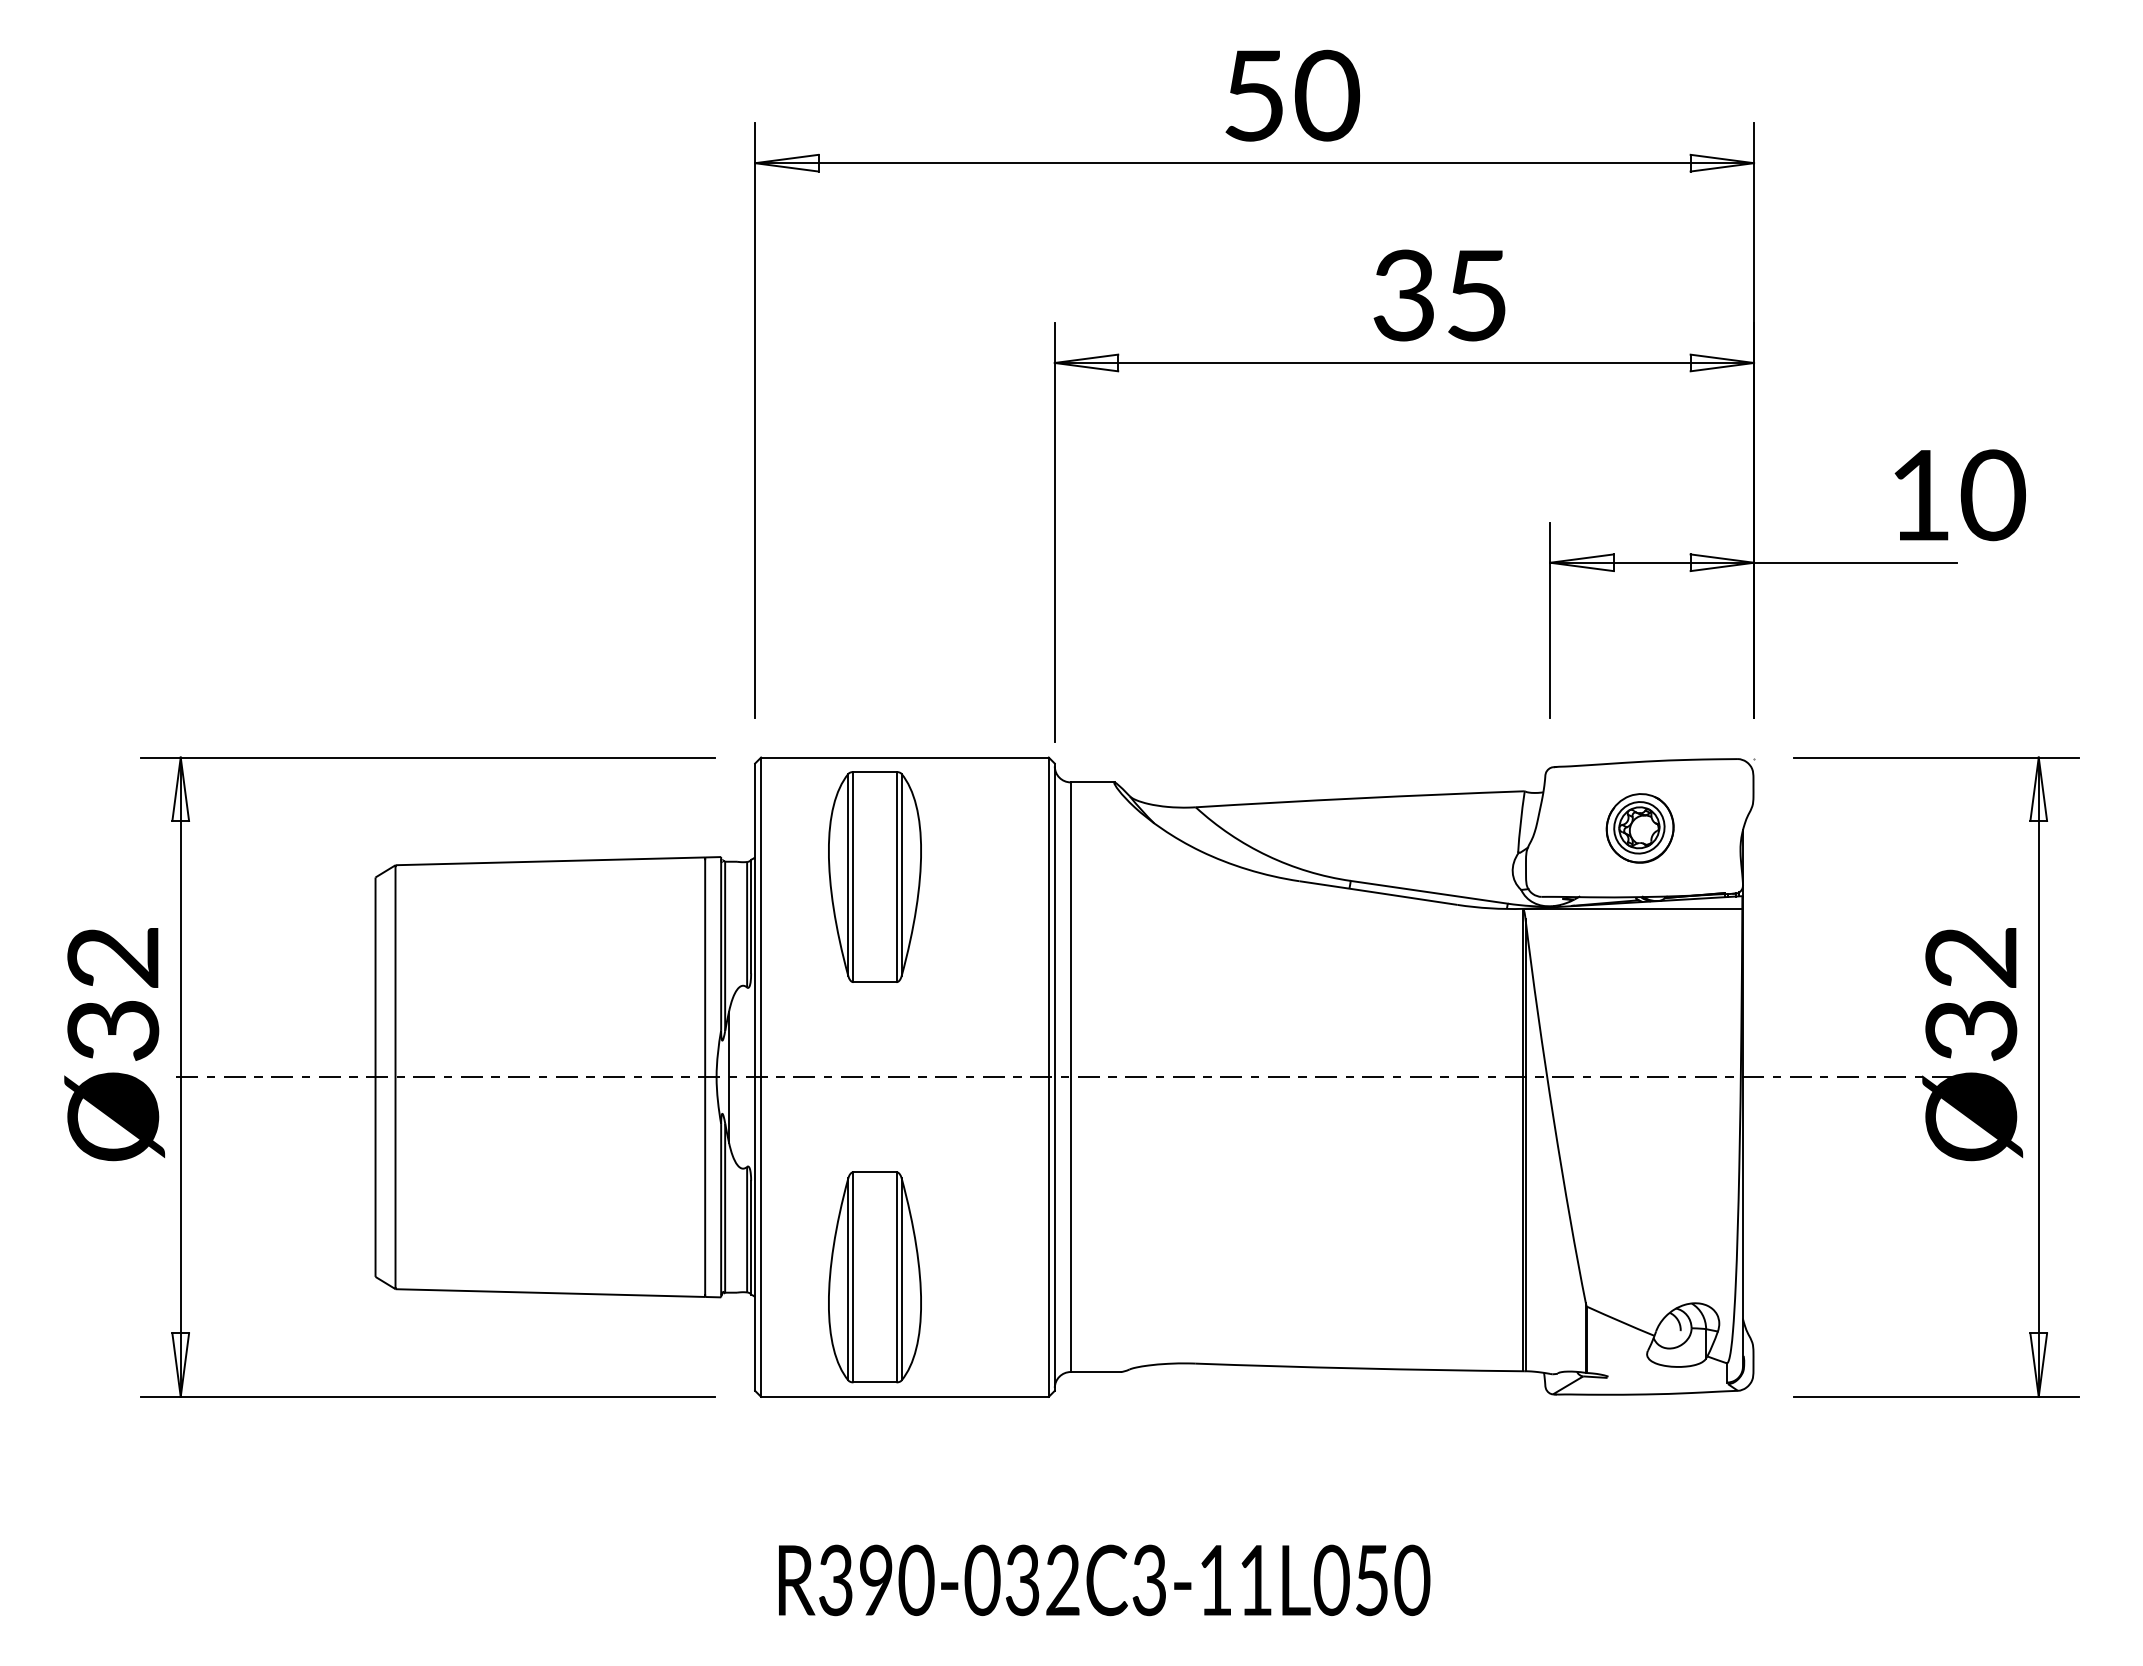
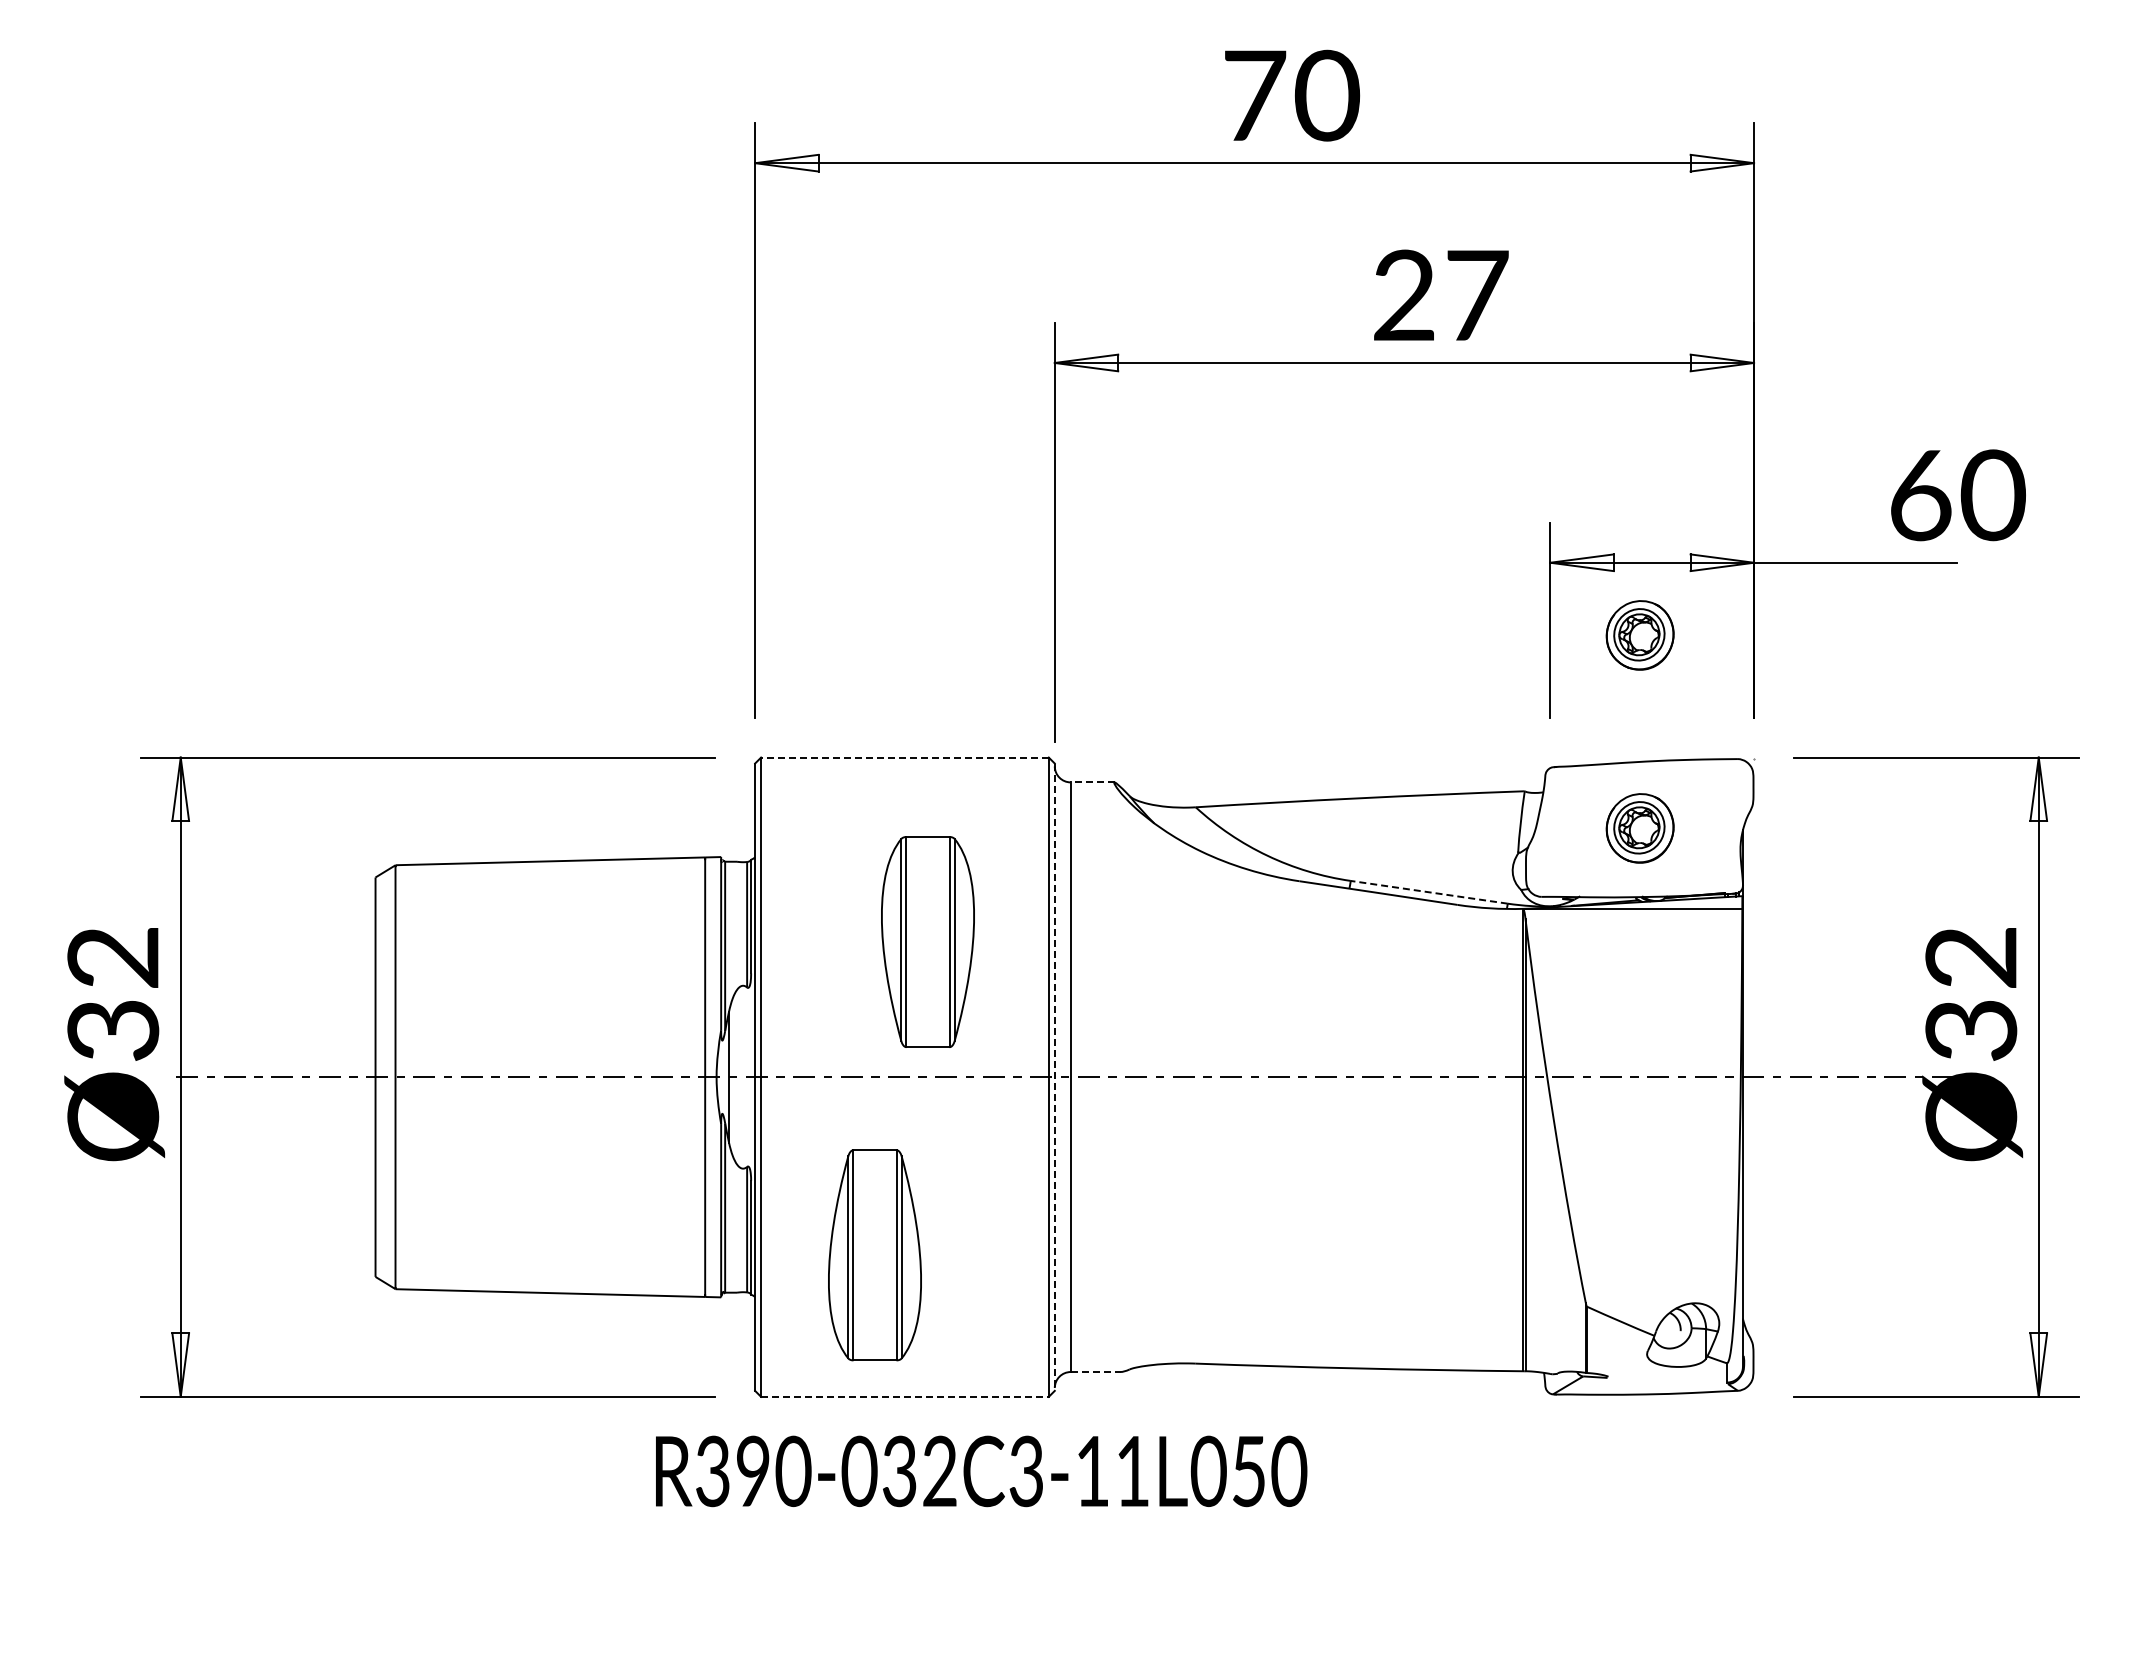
text: 50 -> 70 (1255, 95)
text: 35 -> 27 (1440, 295)
text: 10 -> 60 (1921, 495)
part: none -> present (1639, 635)
line: solid -> dashed (904, 757)
line: solid -> dashed (1092, 782)
part position: (874, 876) -> (927, 941) (927, 941)
line: solid -> dashed (1428, 892)
line: solid -> dashed (1054, 1077)
part position: (874, 1277) -> (874, 1255) (874, 1255)
line: solid -> dashed (1095, 1372)
line: solid -> dashed (904, 1396)
text position: (1104, 1580) -> (981, 1471) (981, 1471)
